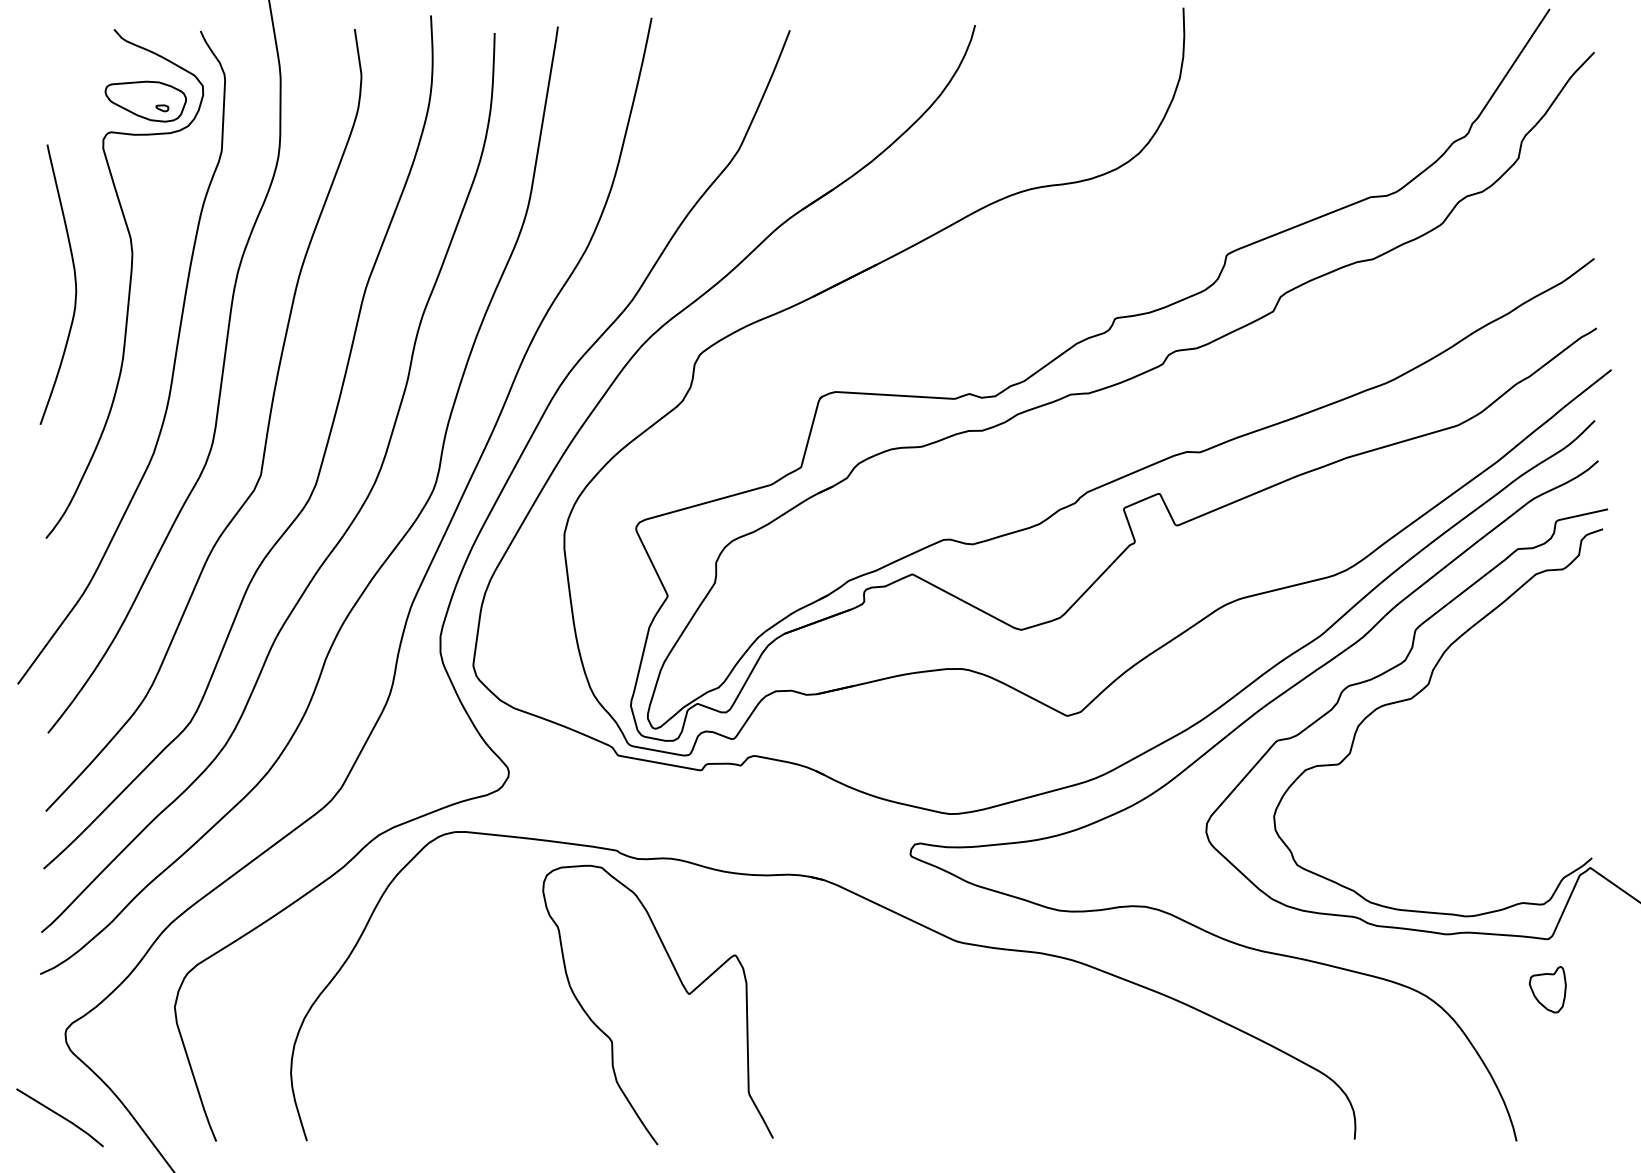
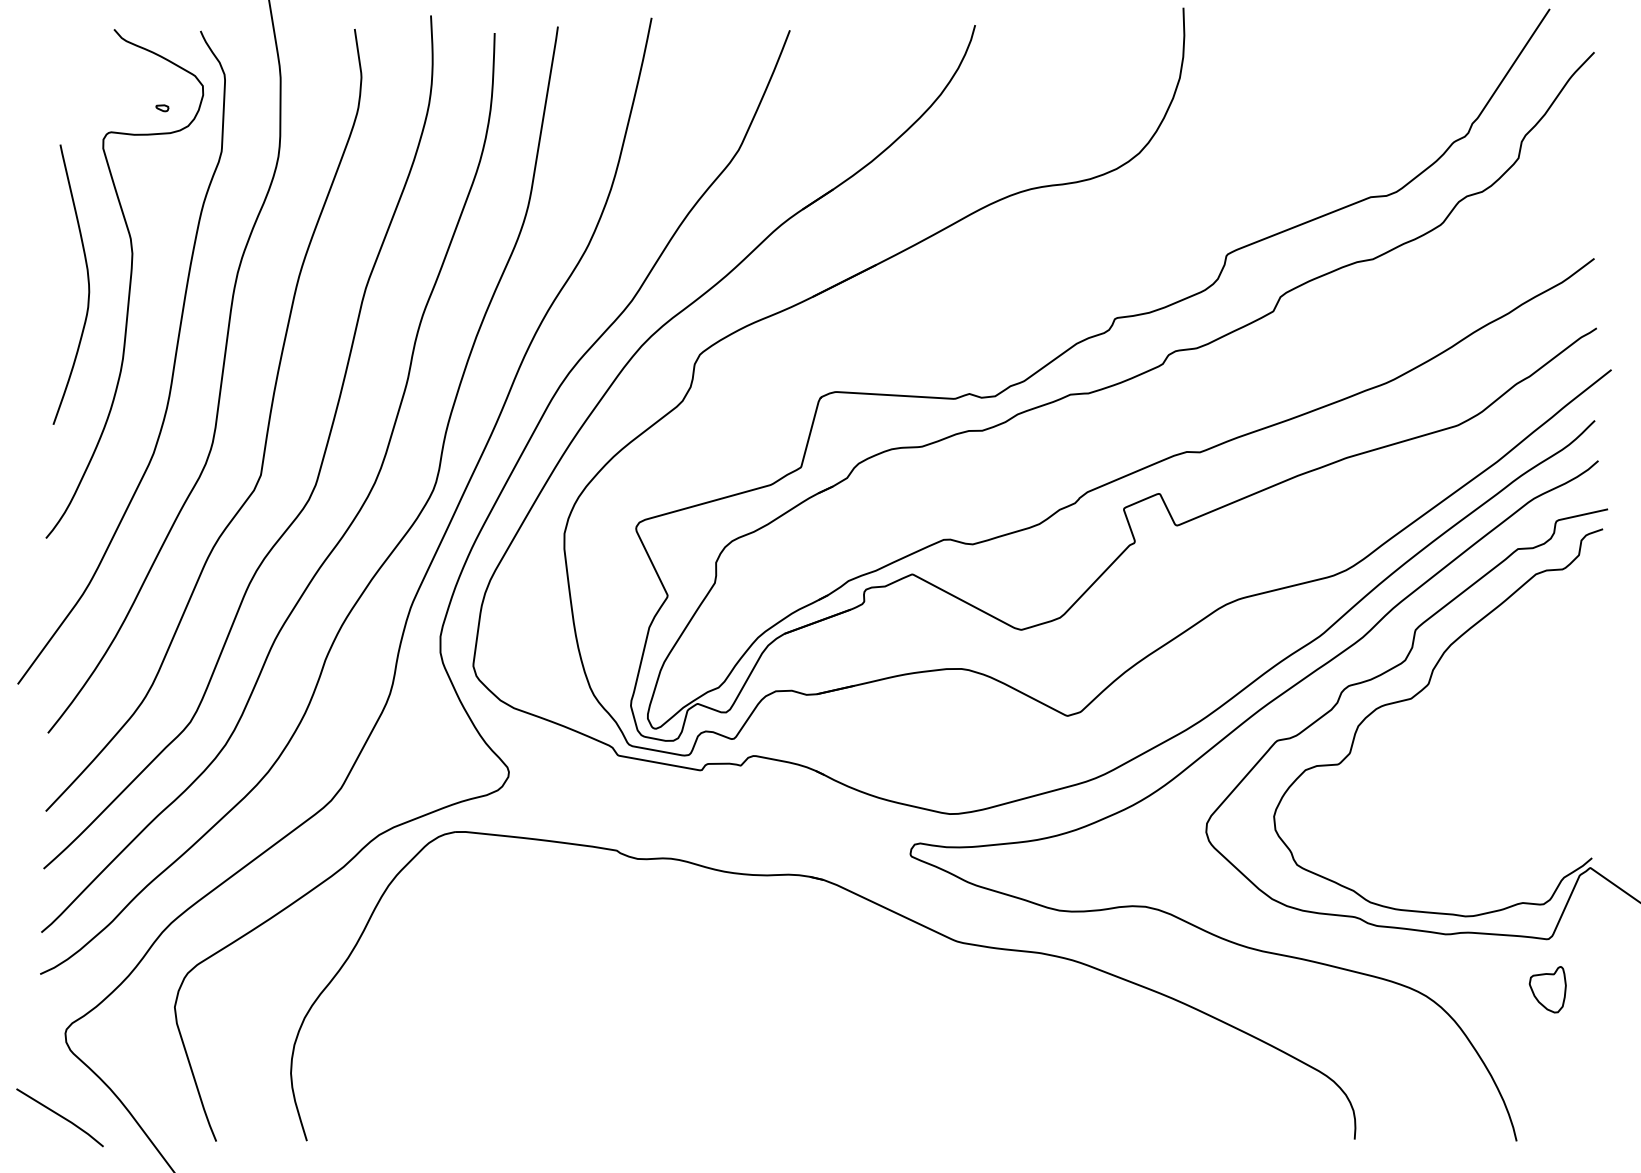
part: present -> none (145, 101)
curve position: (74, 281) -> (87, 281) (87, 281)
curve: present -> none (683, 988)
